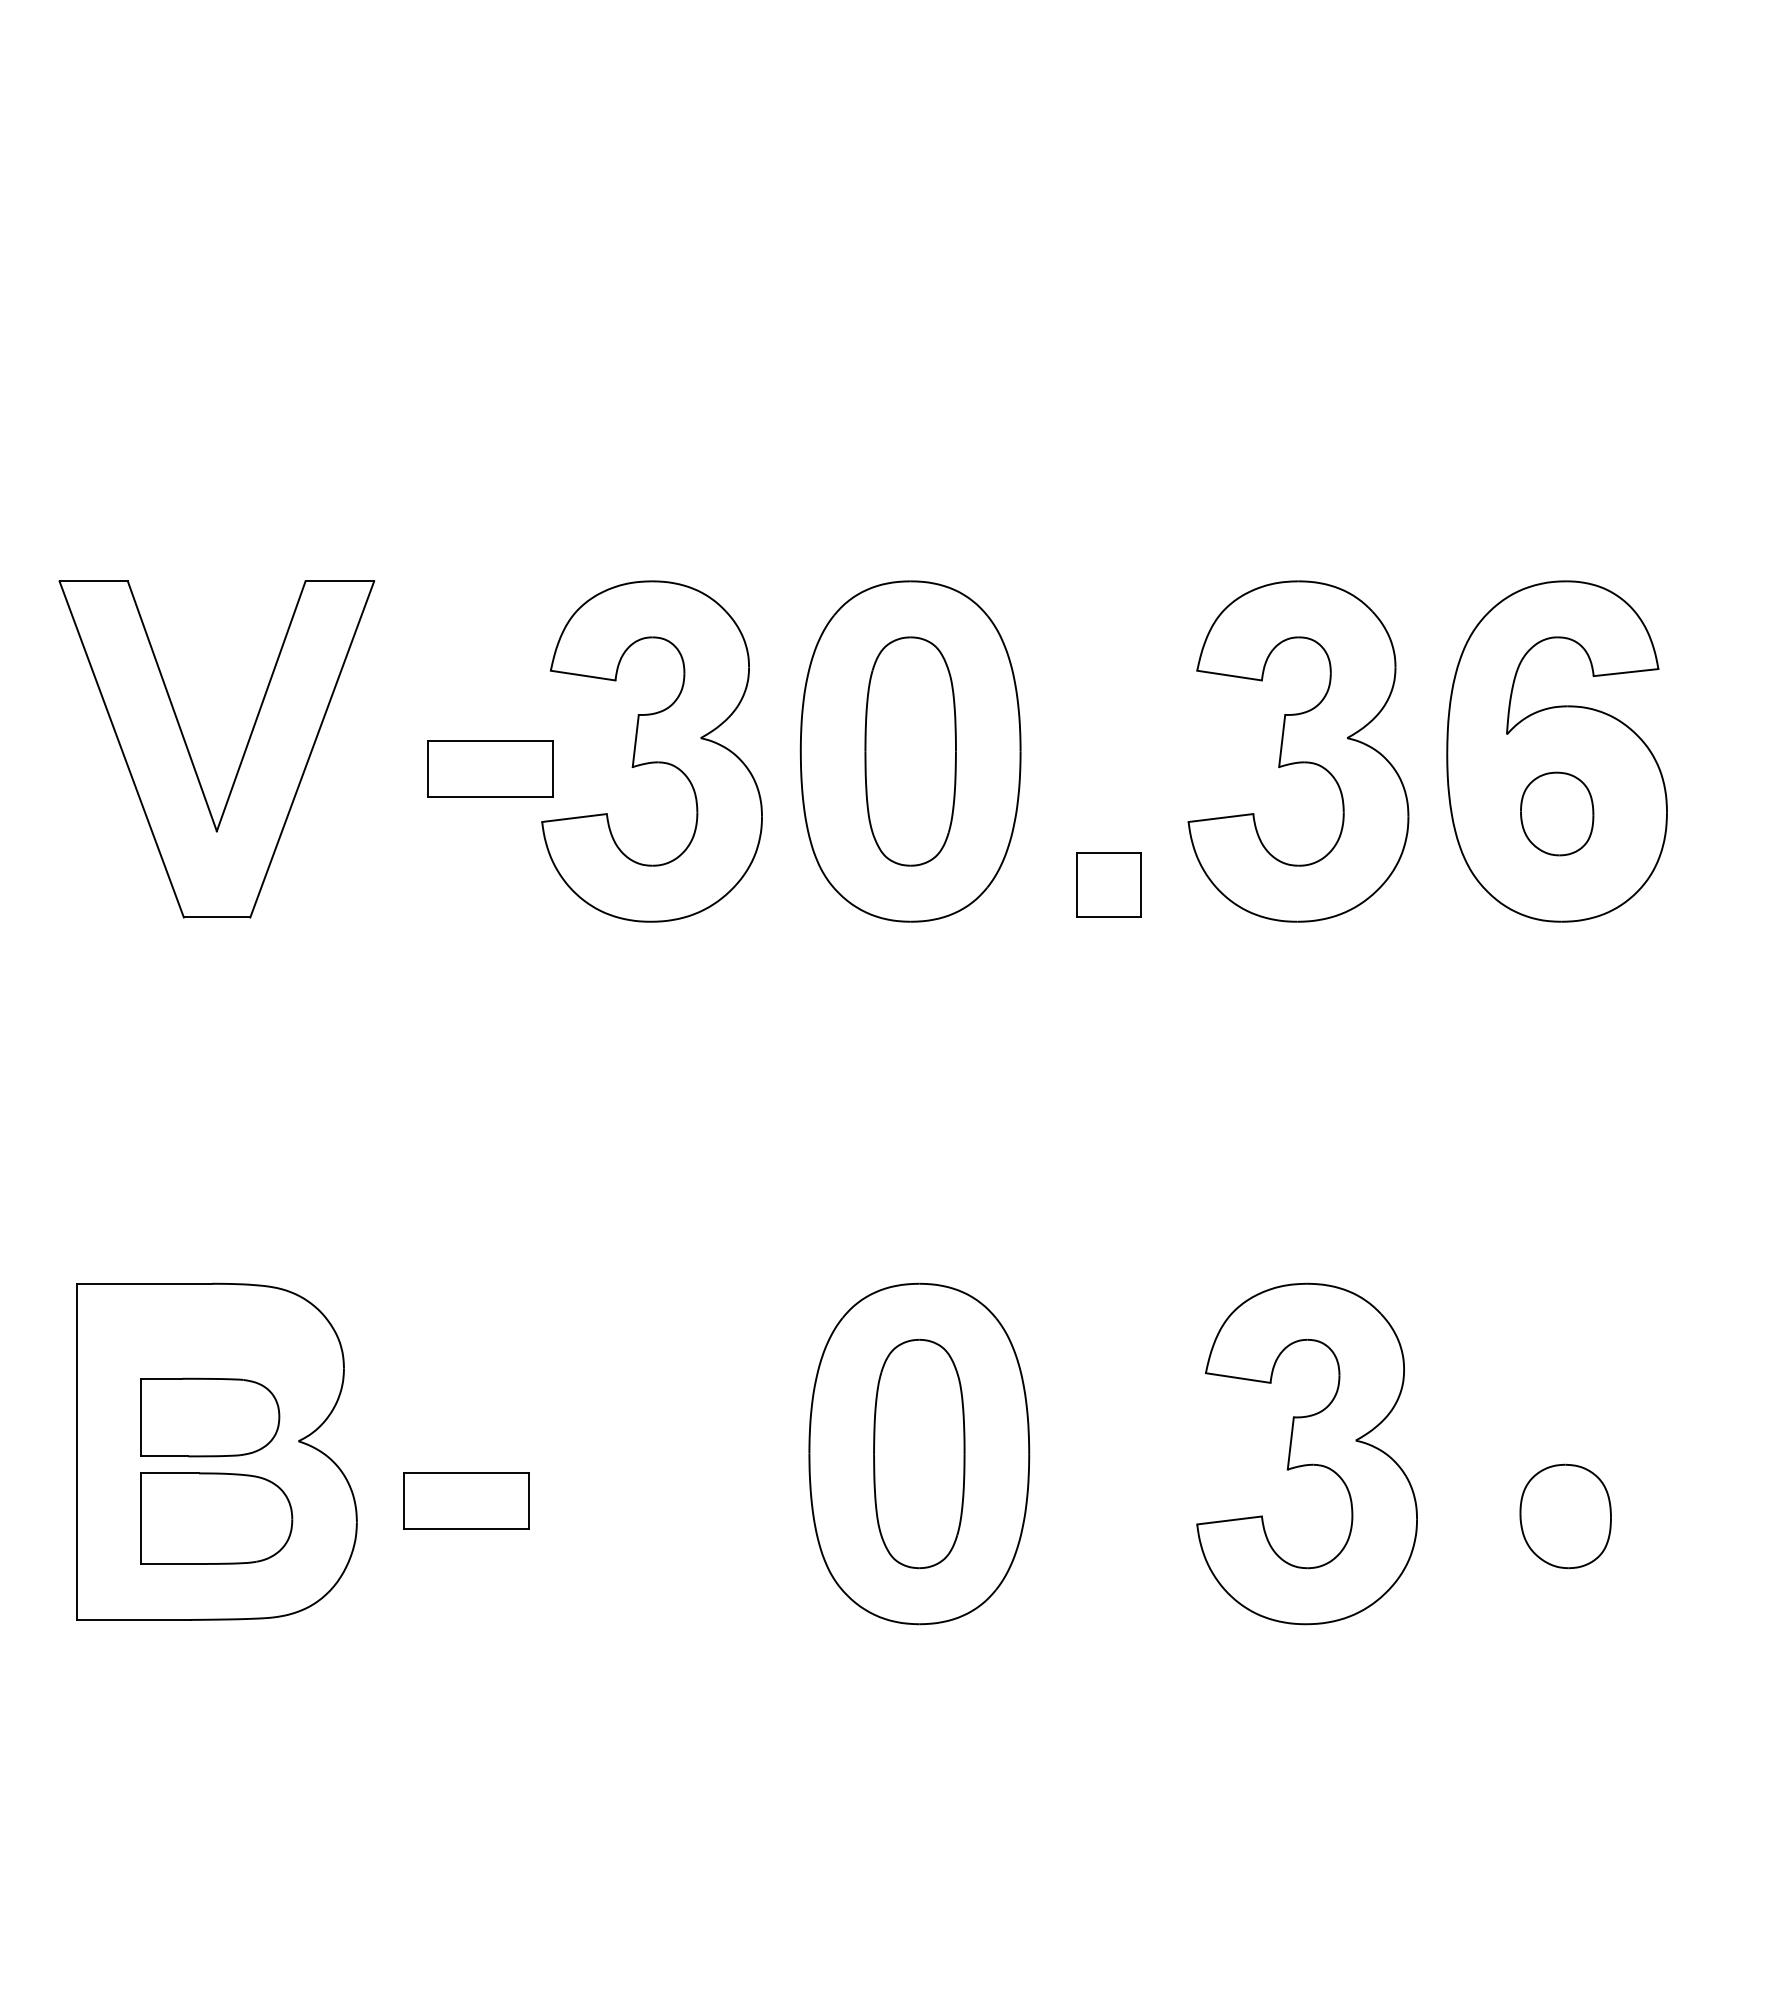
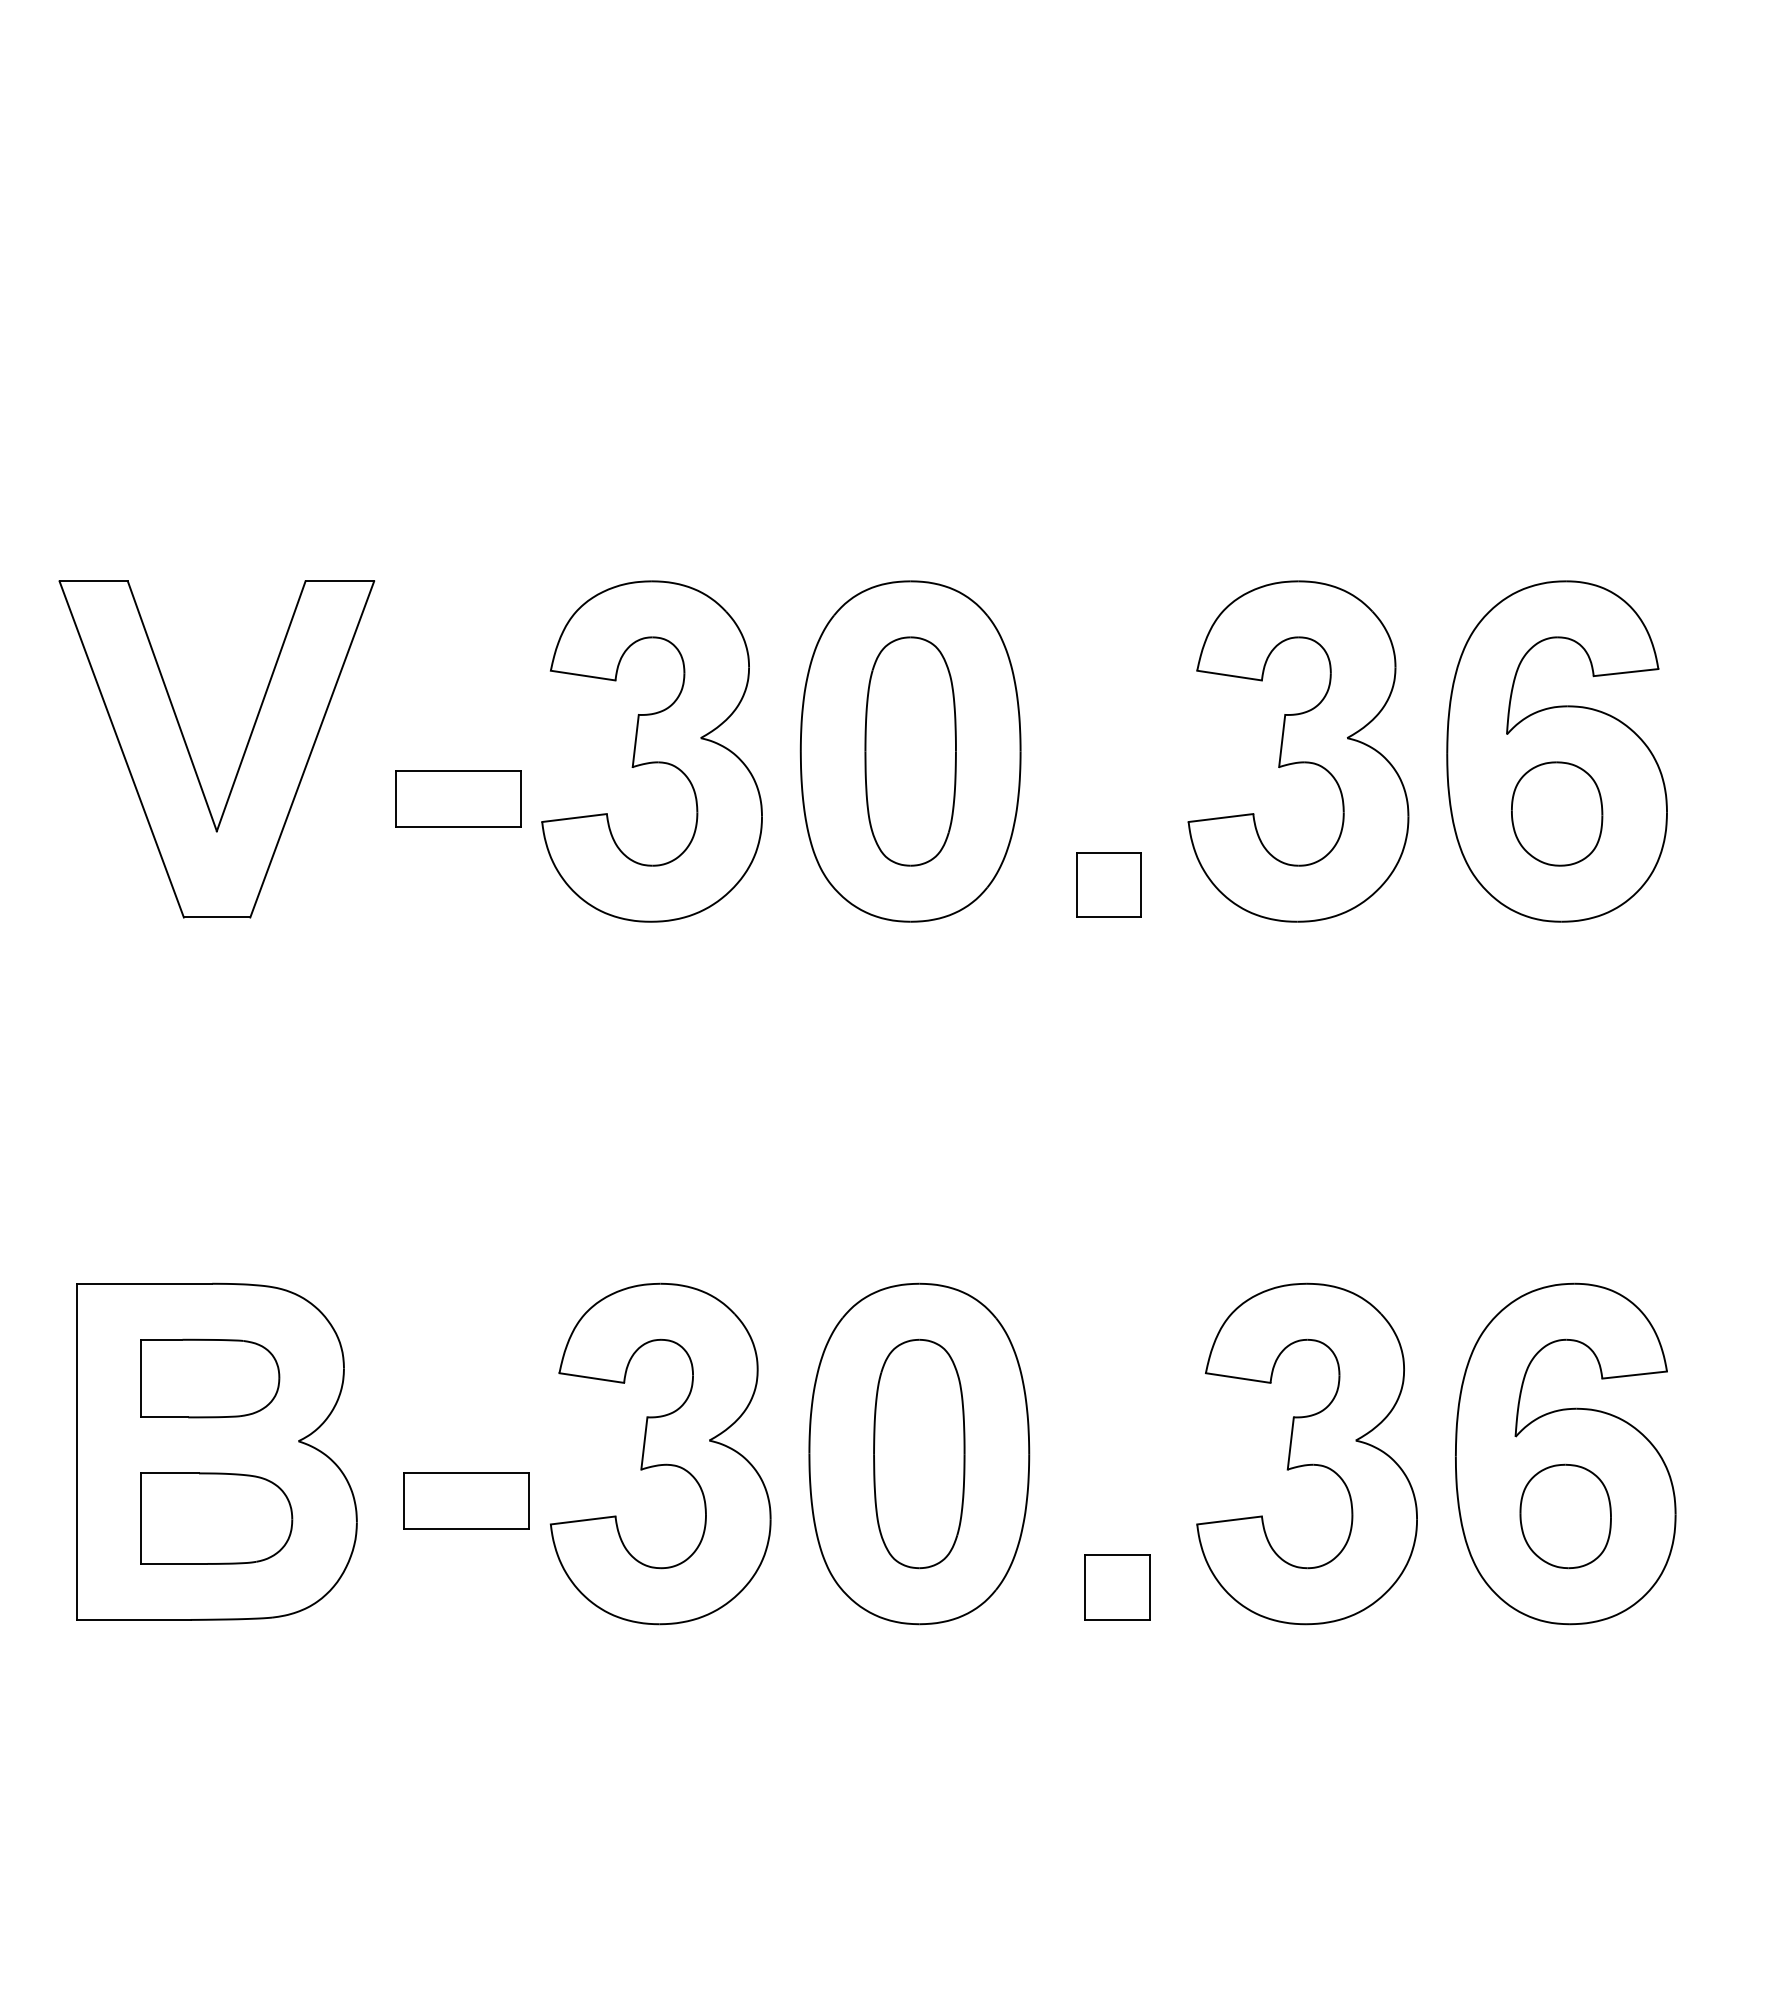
part position: (490, 768) -> (458, 798) (458, 798)
part size: 75x86 px -> 93x106 px (1557, 813)
part position: (210, 1417) -> (210, 1378) (210, 1378)
part: none -> present (660, 1453)
part: none -> present (1565, 1453)
part: none -> present (1117, 1587)
